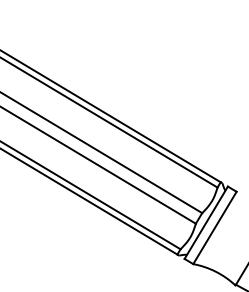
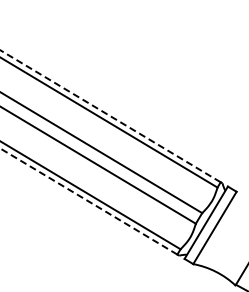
line: solid -> dashed (110, 116)
line: solid -> dashed (89, 201)
